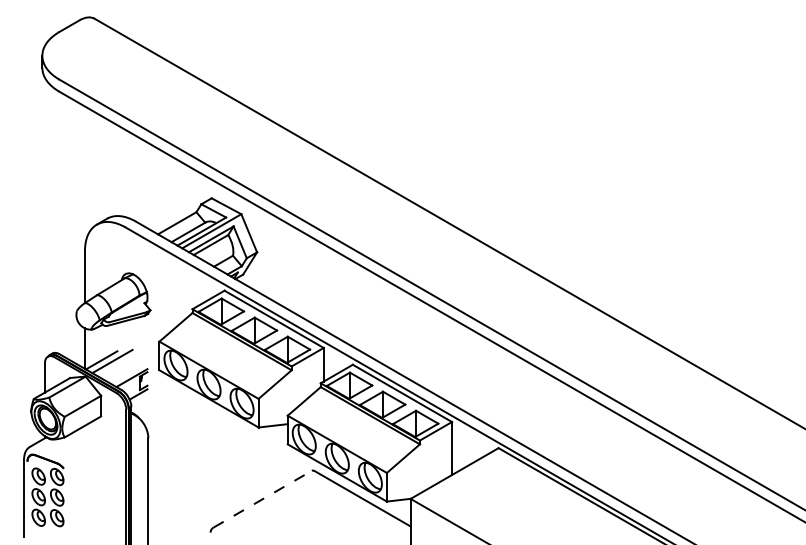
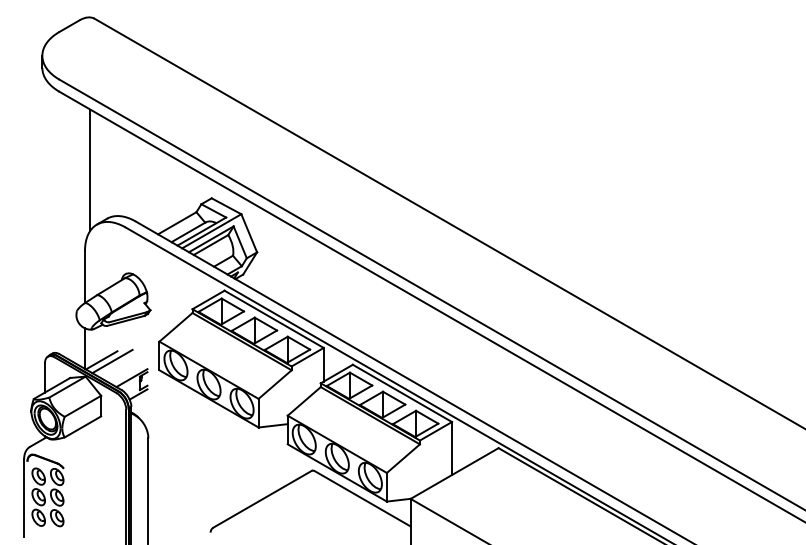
line: none -> present (90, 169)
line: dashed -> solid (262, 499)
